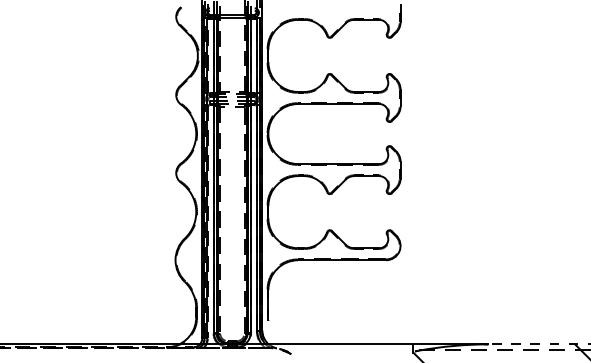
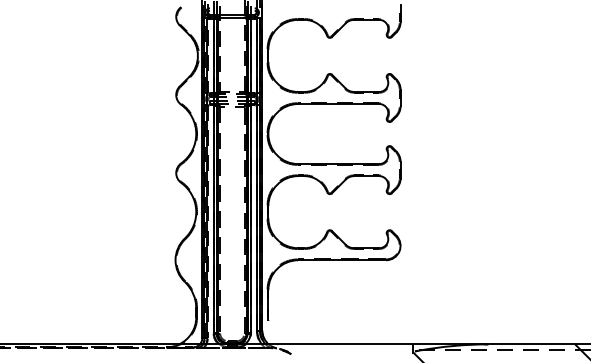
line: dashed -> solid (539, 344)
